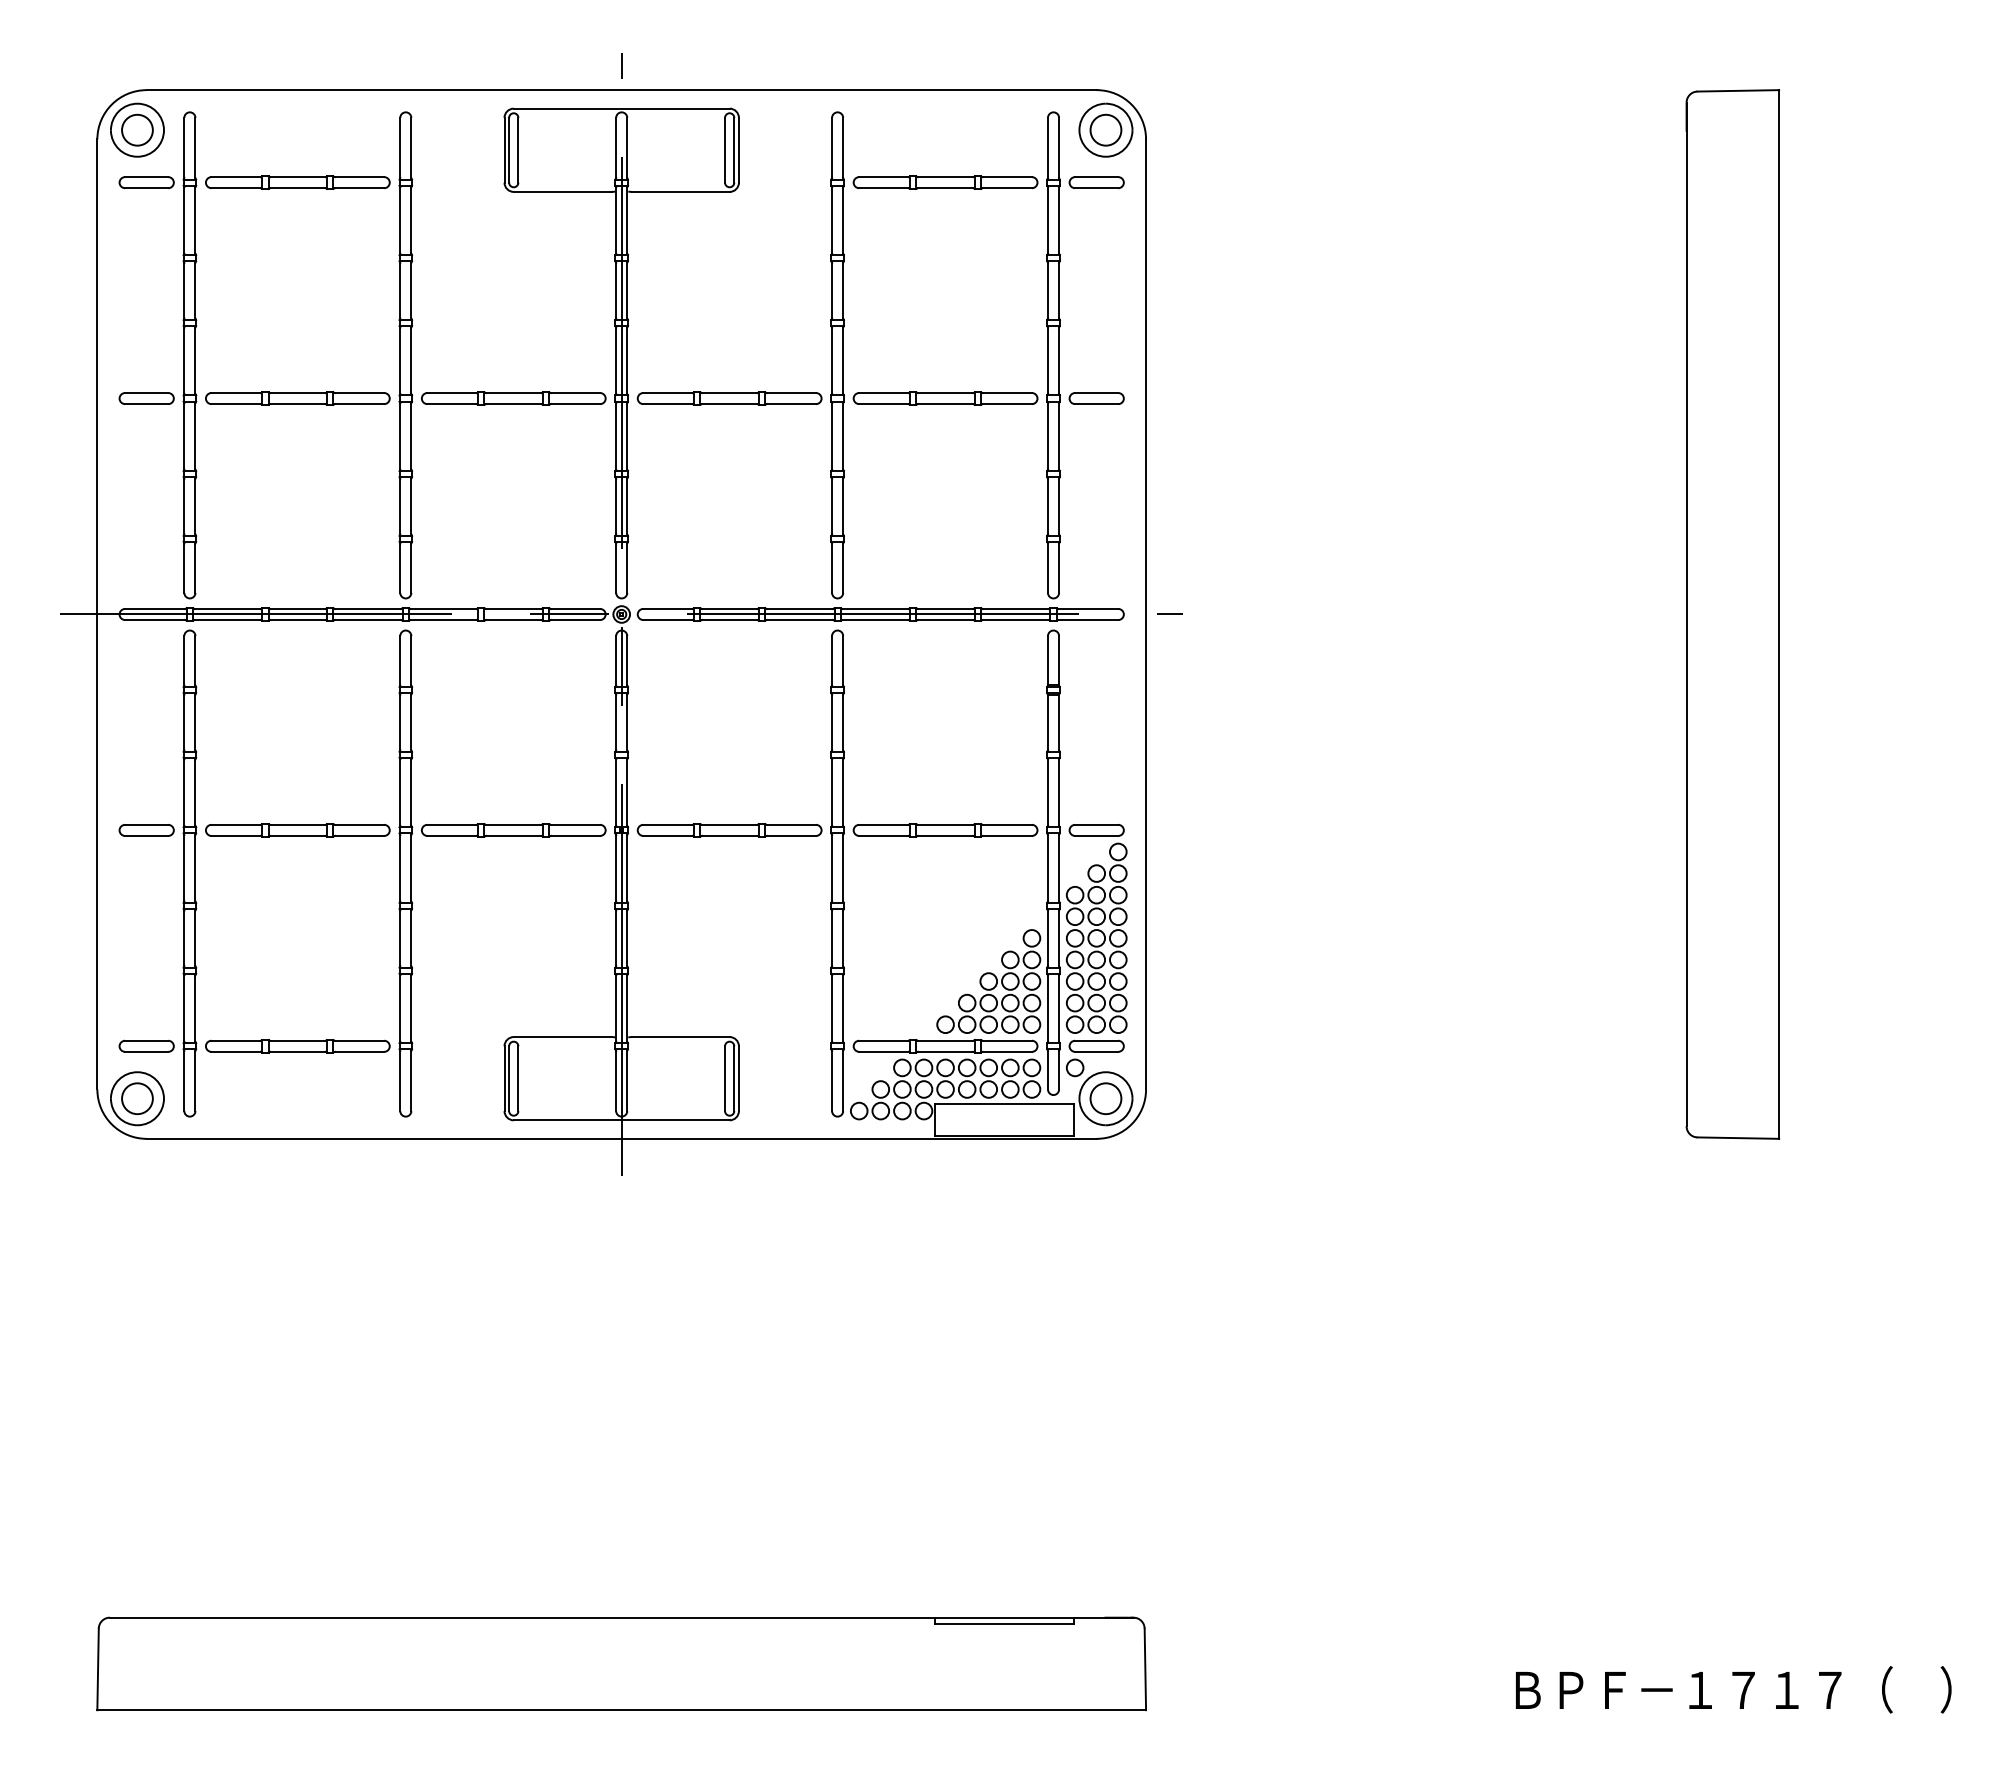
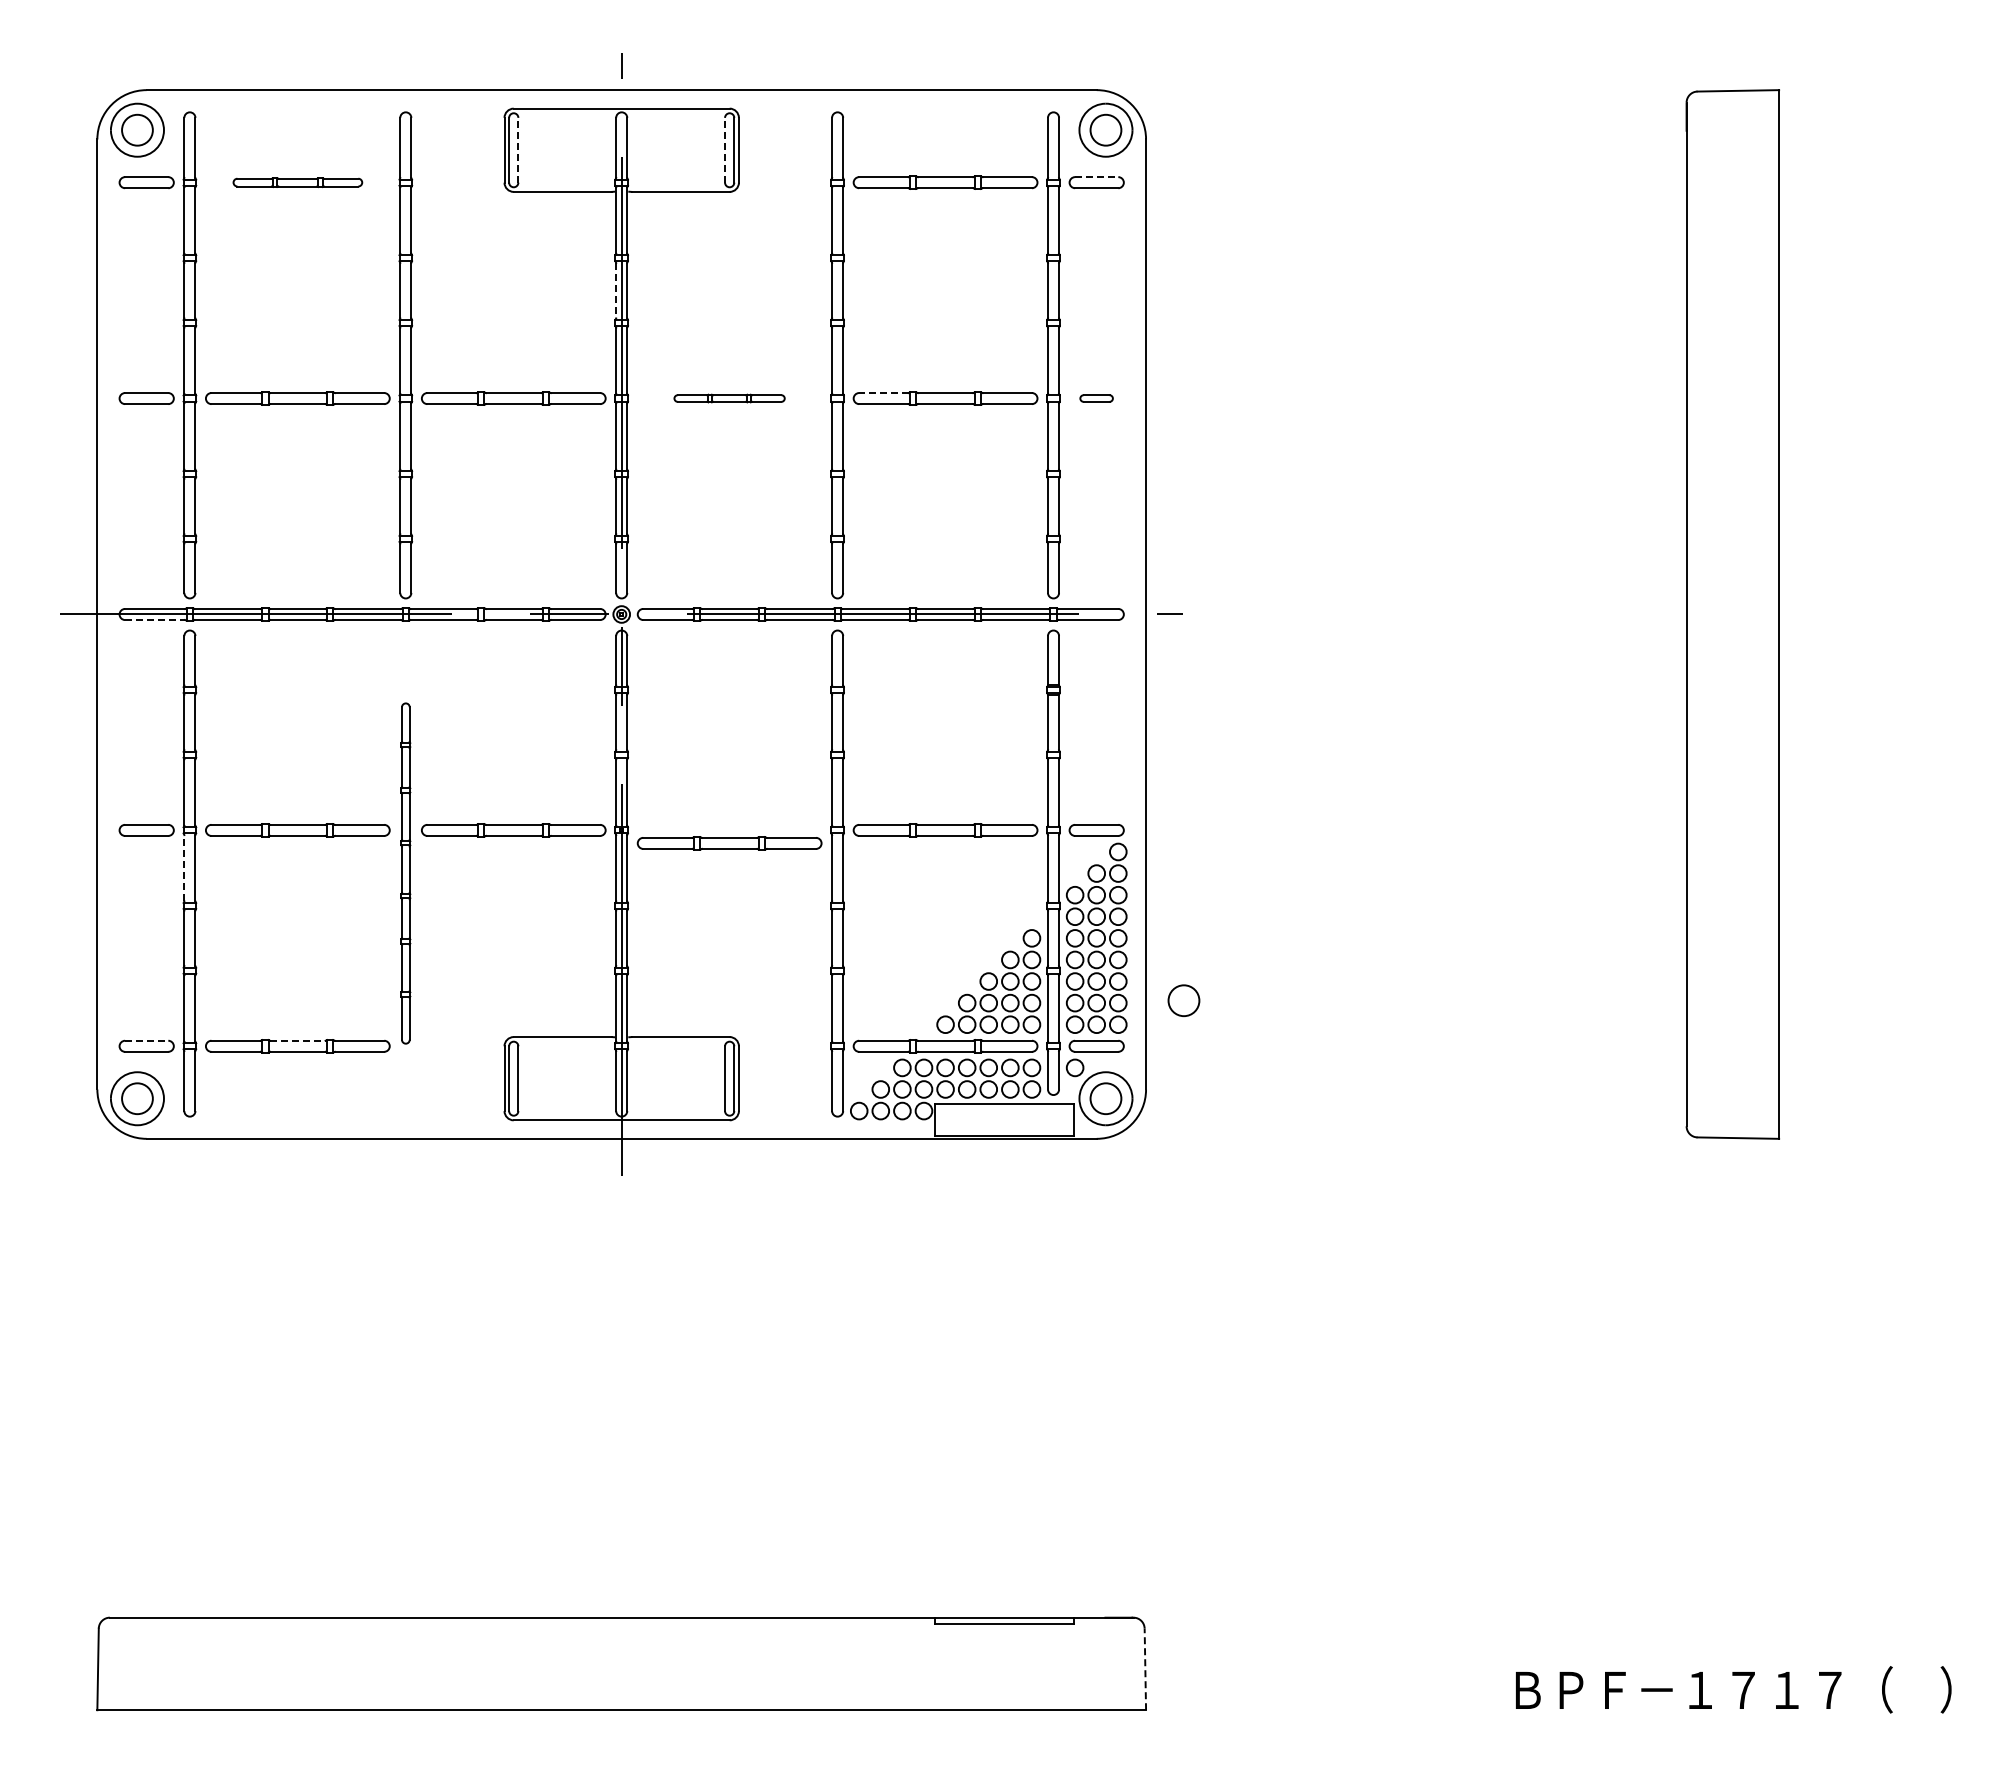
line: solid -> dashed (518, 149)
line: solid -> dashed (725, 149)
line: solid -> dashed (1096, 177)
part size: 186x15 px -> 132x11 px (297, 182)
line: solid -> dashed (616, 290)
line: solid -> dashed (883, 393)
part size: 187x15 px -> 113x11 px (729, 398)
part size: 57x13 px -> 35x9 px (1096, 398)
line: solid -> dashed (155, 620)
part position: (729, 830) -> (729, 843) (729, 843)
line: solid -> dashed (184, 867)
part size: 16x489 px -> 12x343 px (405, 873)
circle: none -> present (1183, 1000)
line: solid -> dashed (146, 1040)
line: solid -> dashed (297, 1040)
line: solid -> dashed (1145, 1669)
